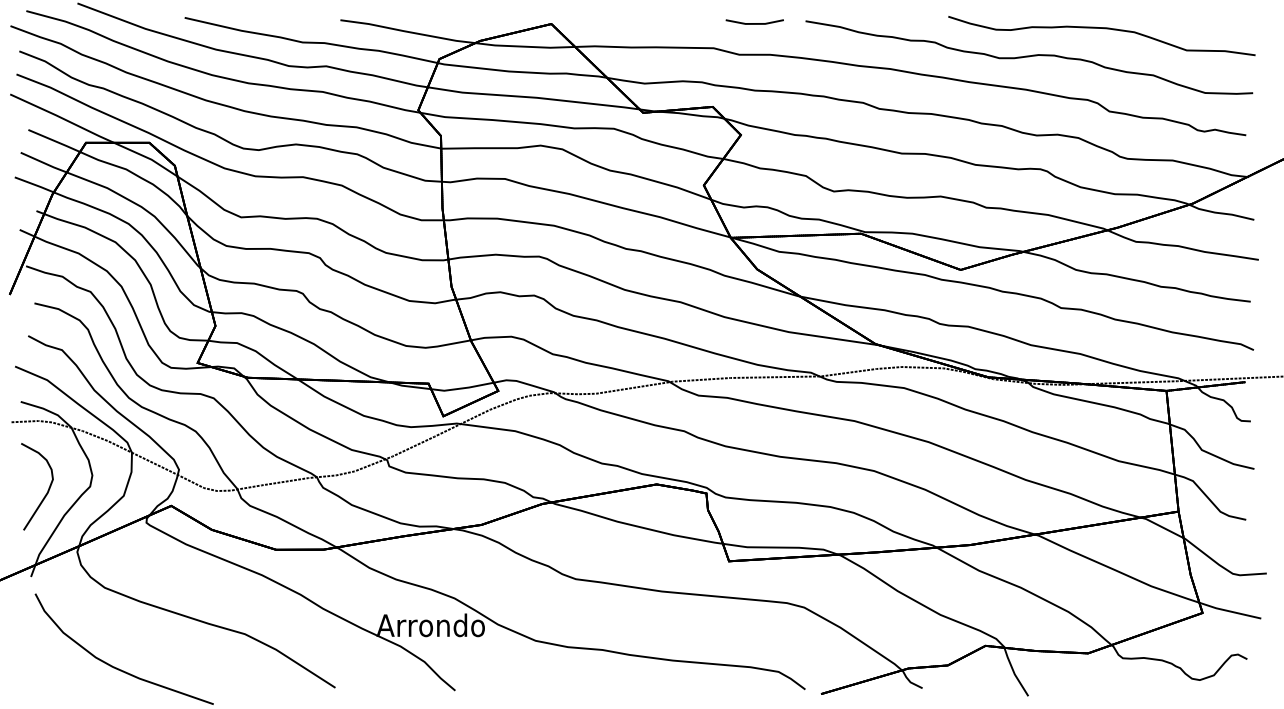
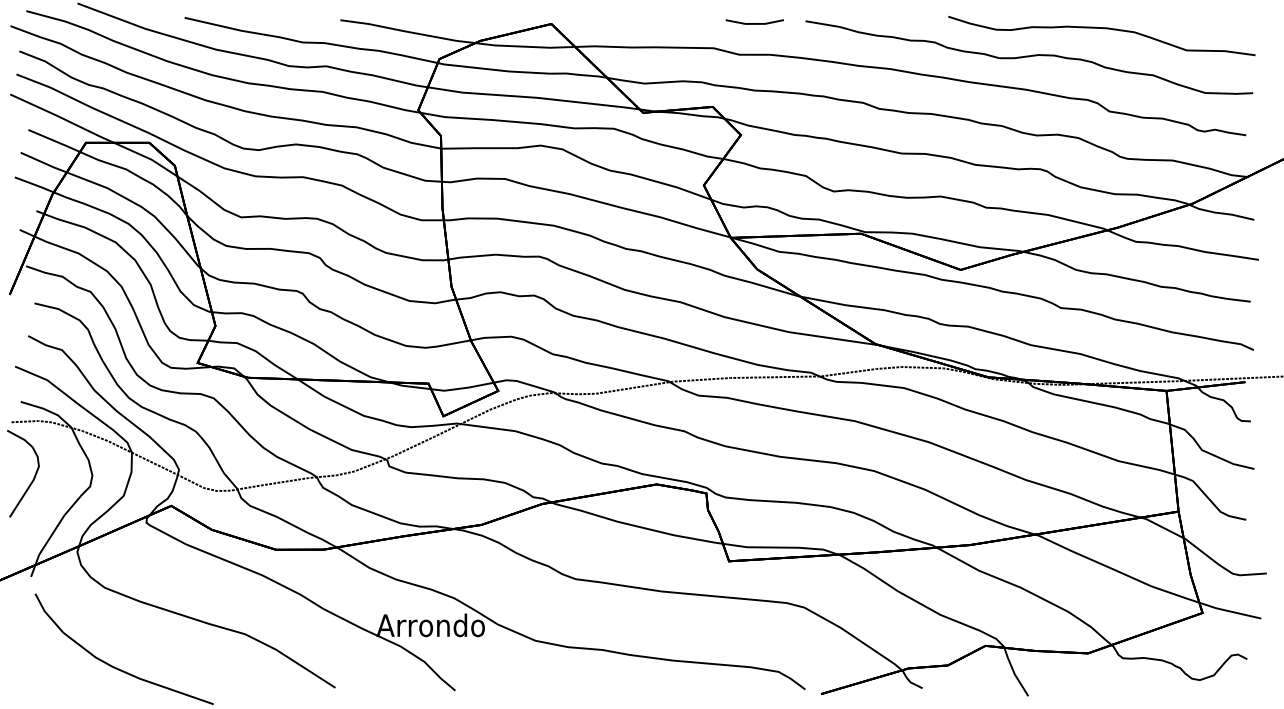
curve position: (47, 490) -> (33, 477) (33, 477)
